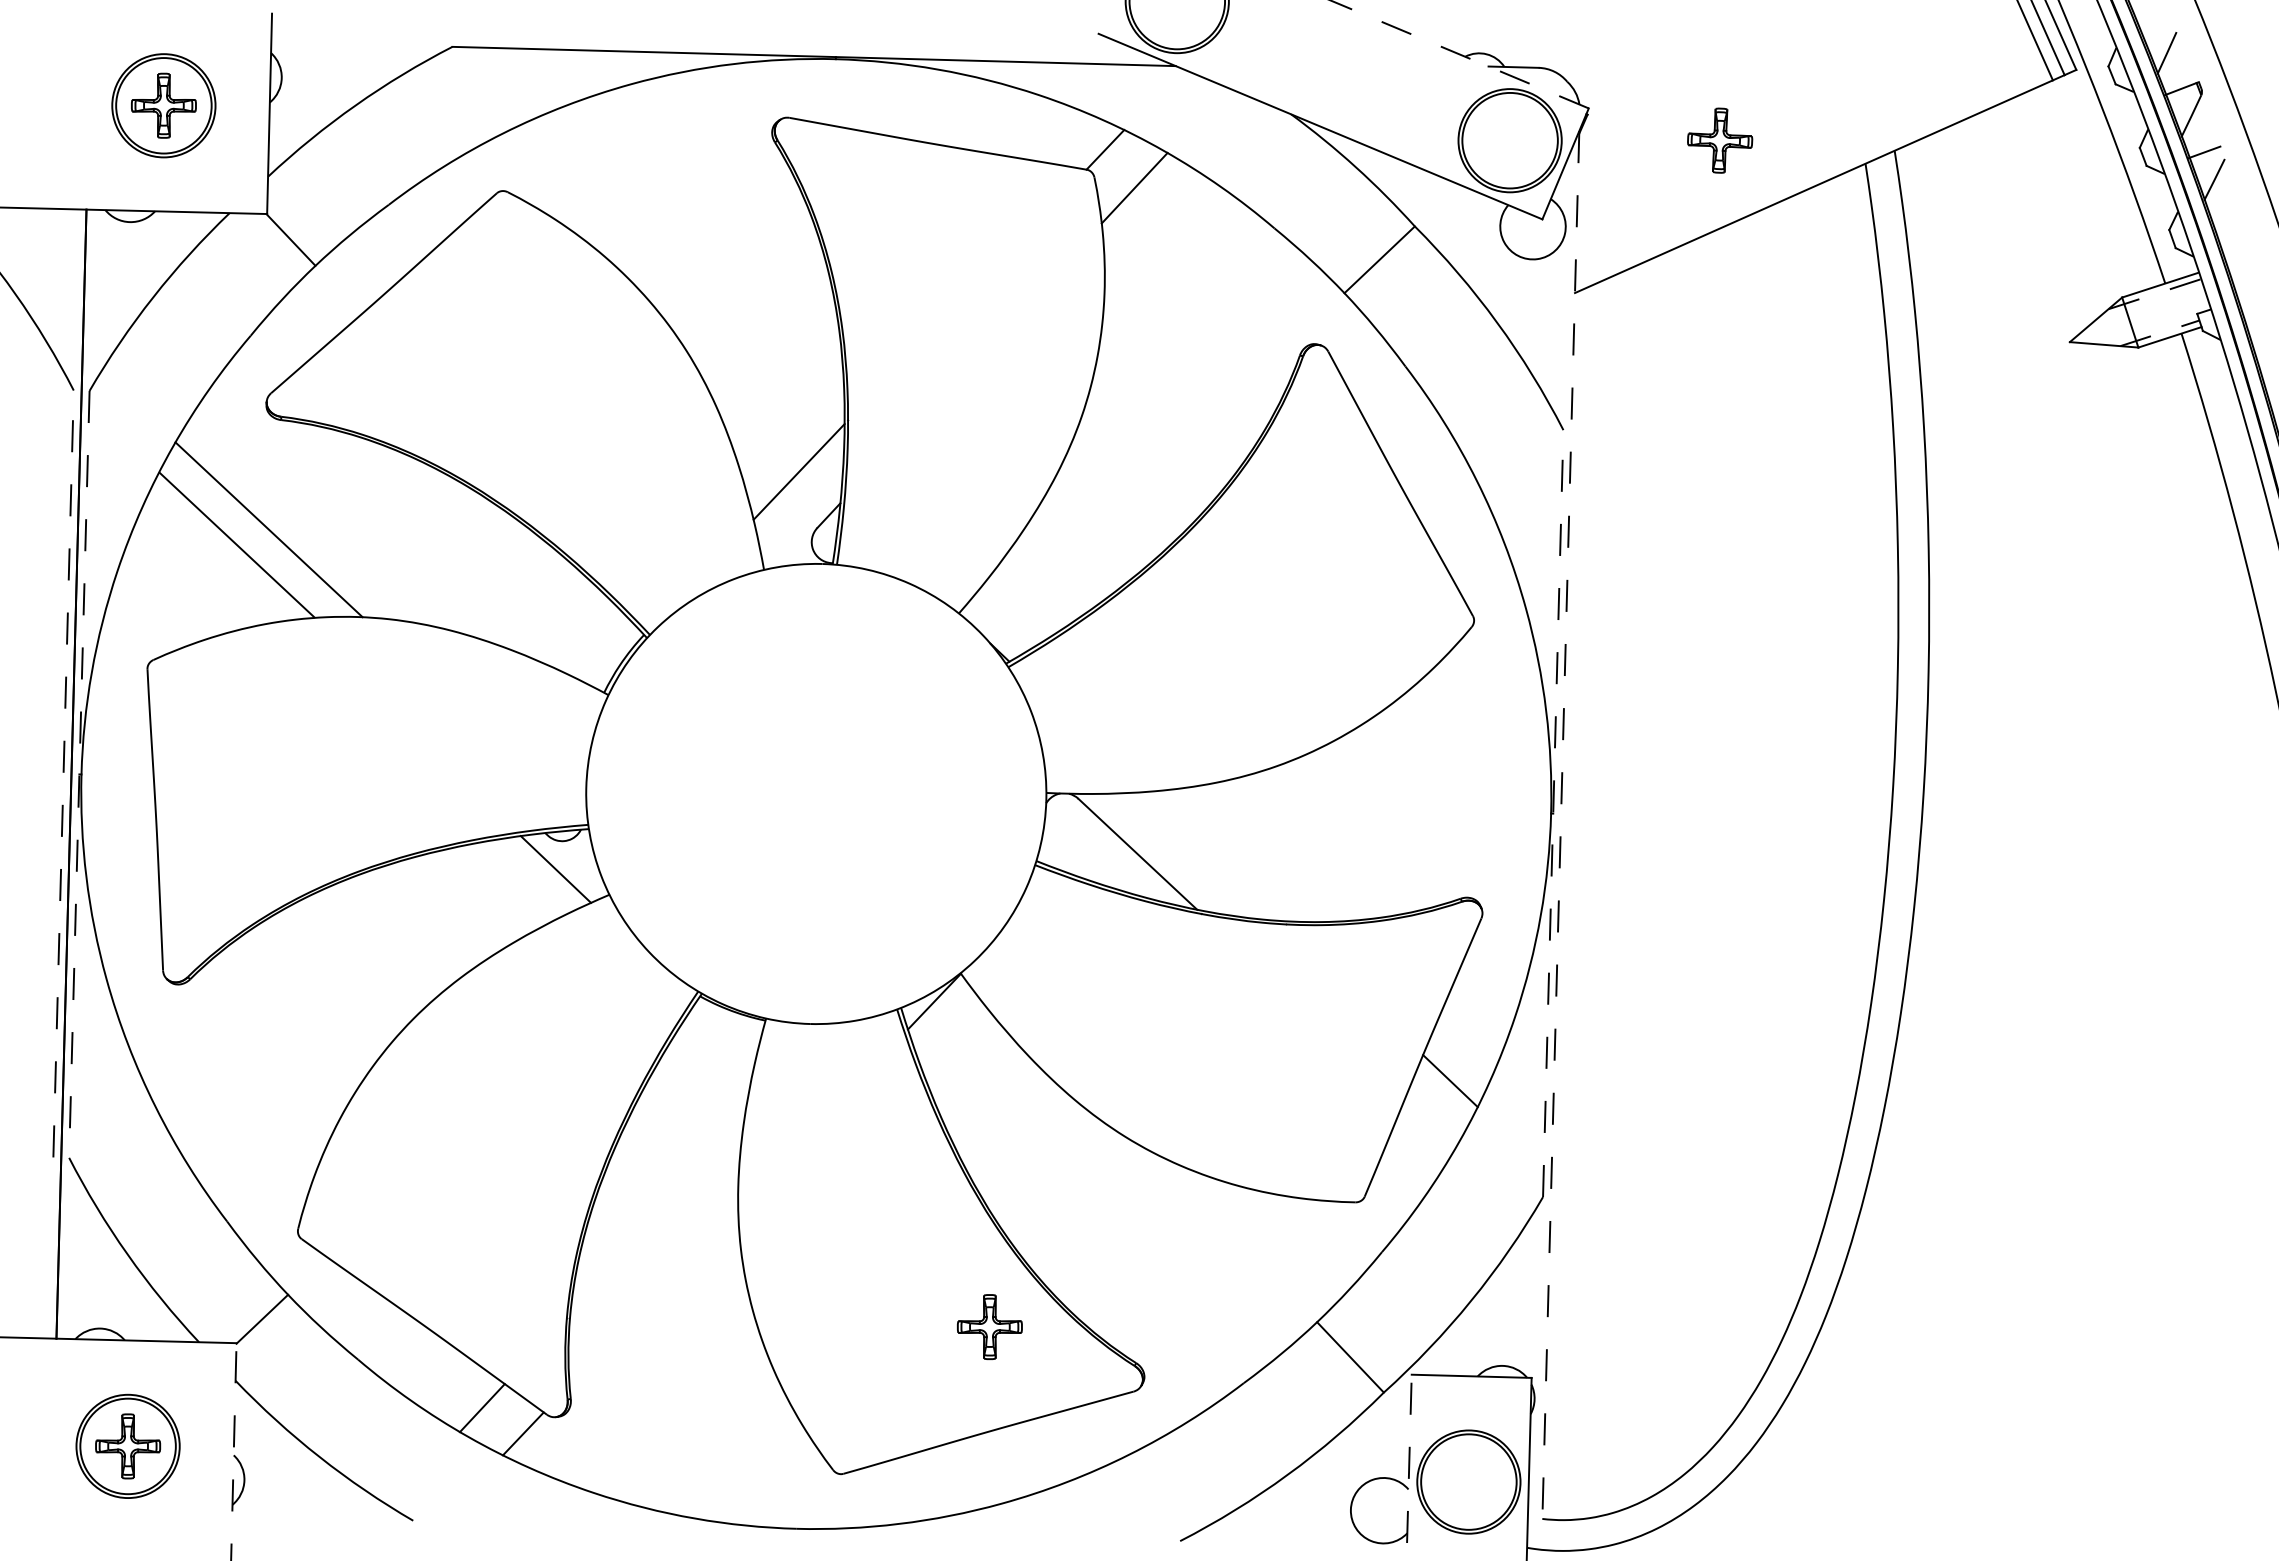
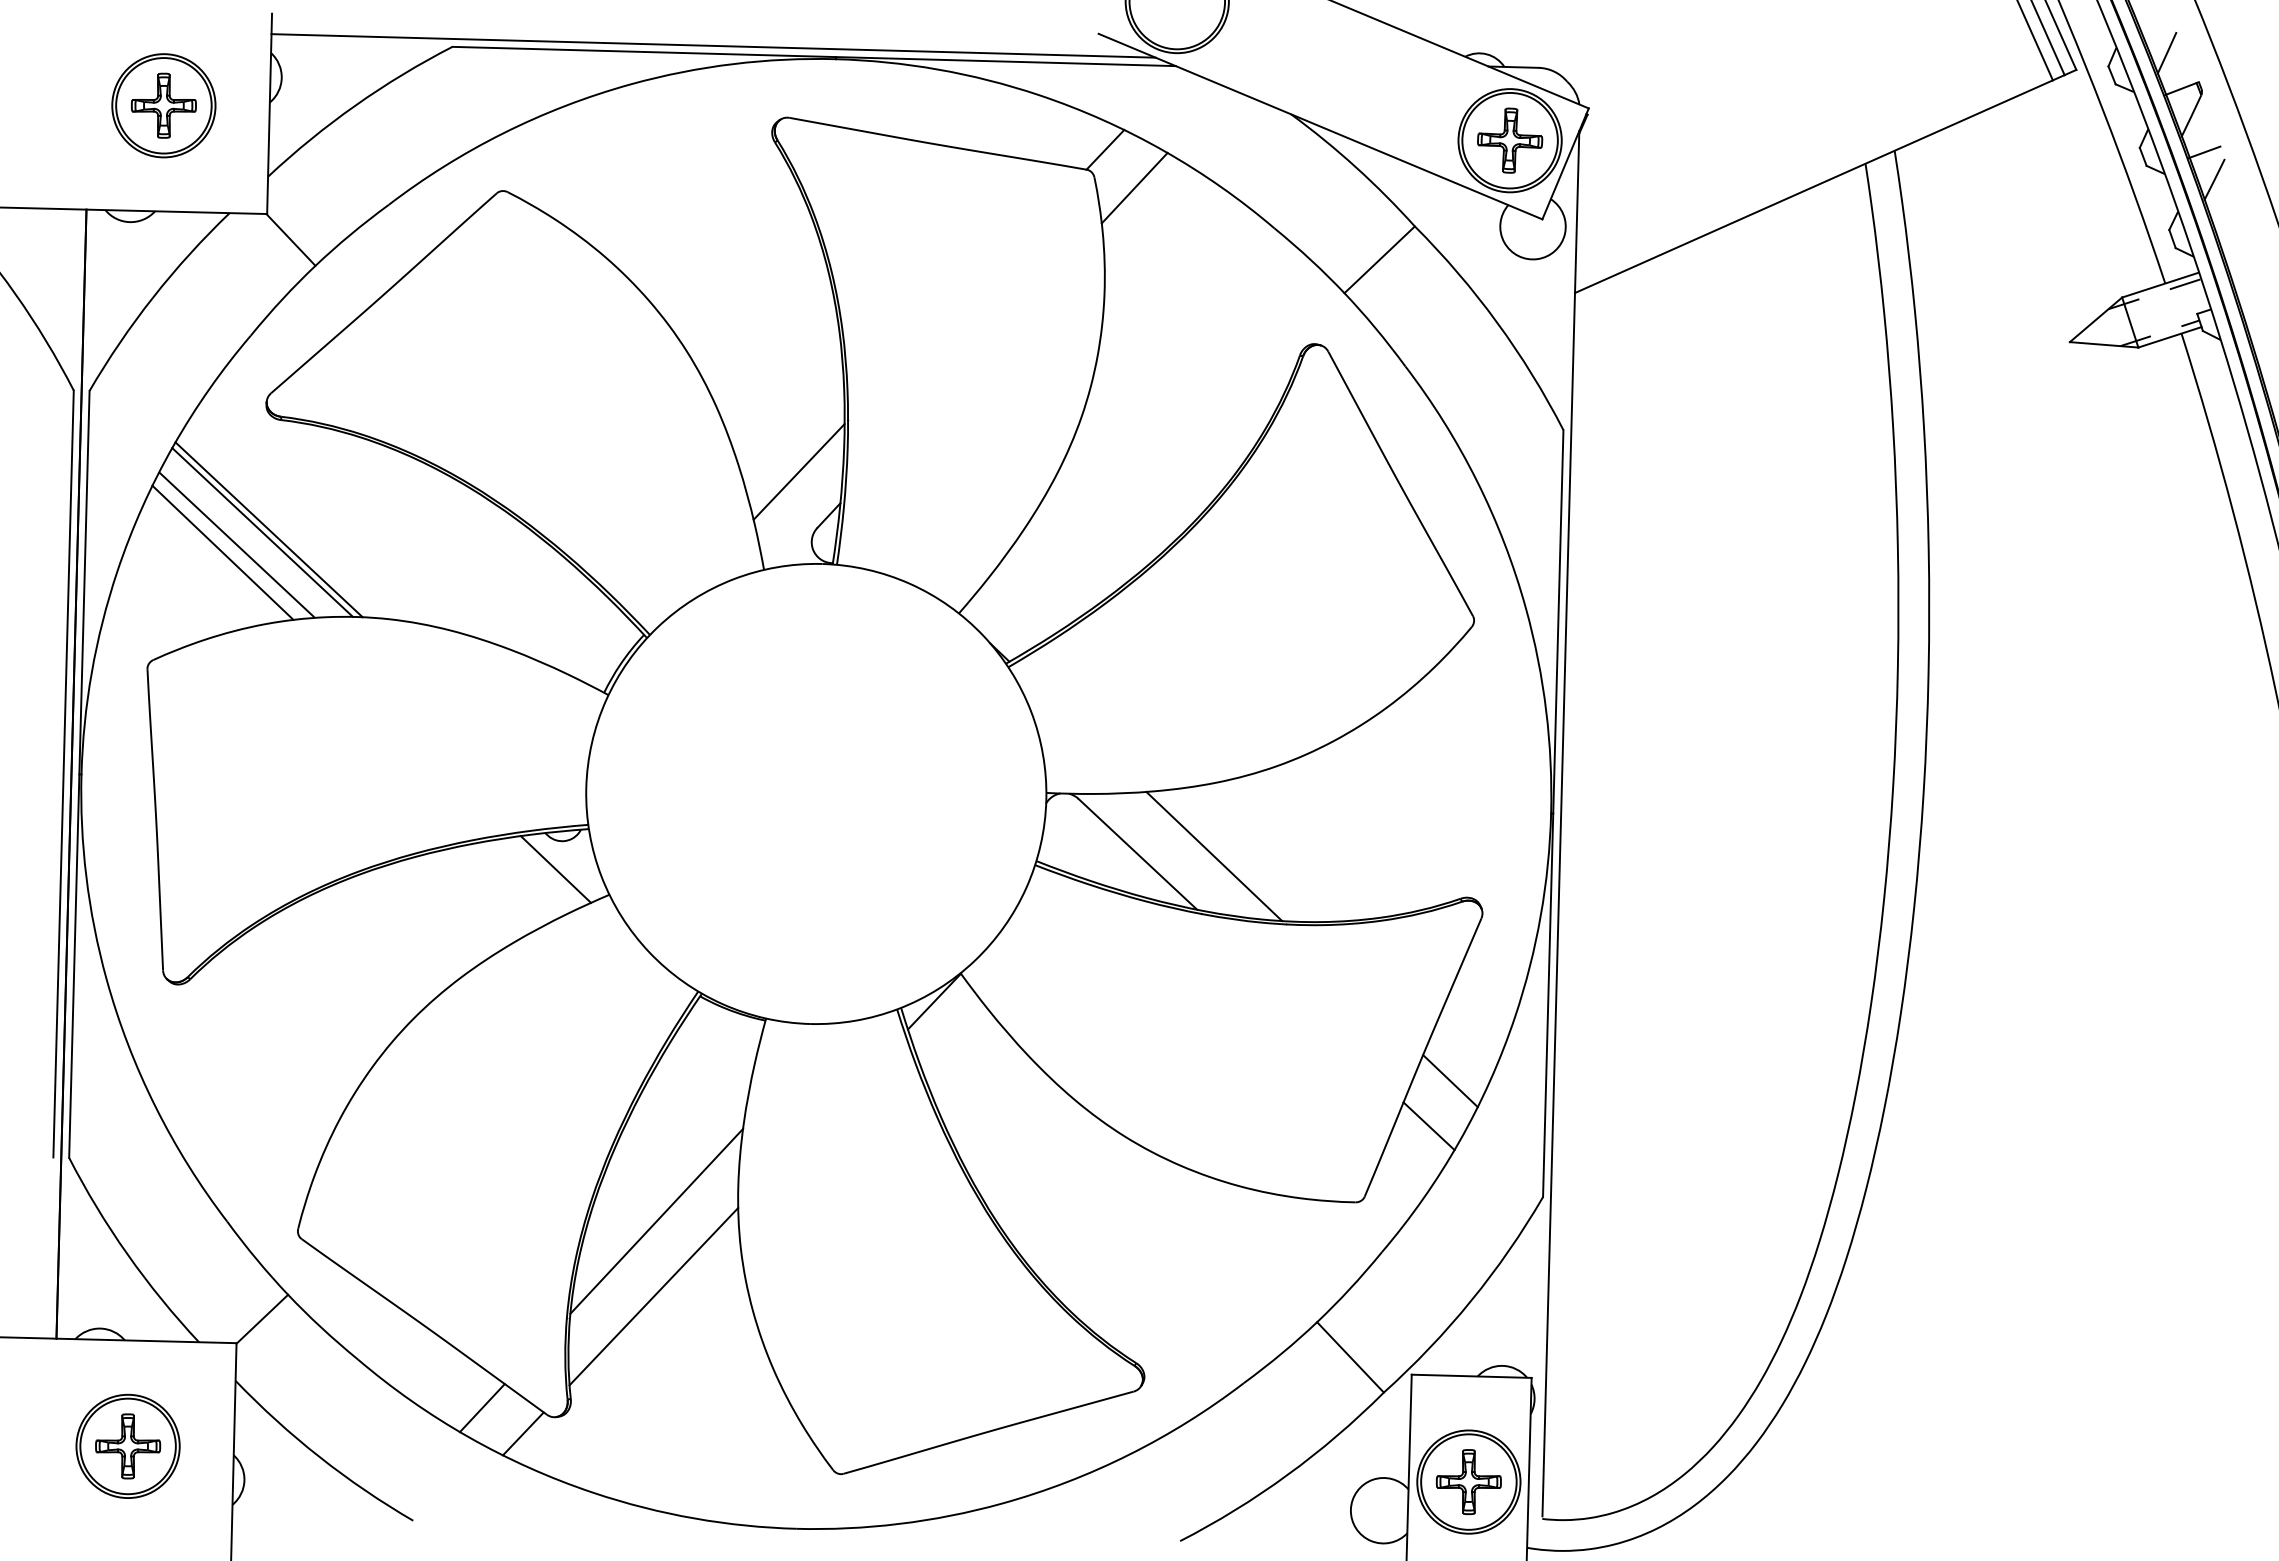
line: none -> present (713, 45)
line: dashed -> solid (1459, 54)
part position: (1720, 140) -> (1510, 140) (1510, 140)
line: none -> present (262, 532)
line: none -> present (222, 552)
line: dashed -> solid (63, 774)
line: dashed -> solid (79, 774)
line: dashed -> solid (1553, 813)
line: dashed -> solid (1560, 823)
line: none -> present (1214, 856)
line: none -> present (1428, 1126)
line: none -> present (656, 1220)
line: none -> present (653, 1296)
part position: (989, 1326) -> (1468, 1481) (1468, 1481)
line: dashed -> solid (233, 1452)
line: dashed -> solid (1409, 1467)
